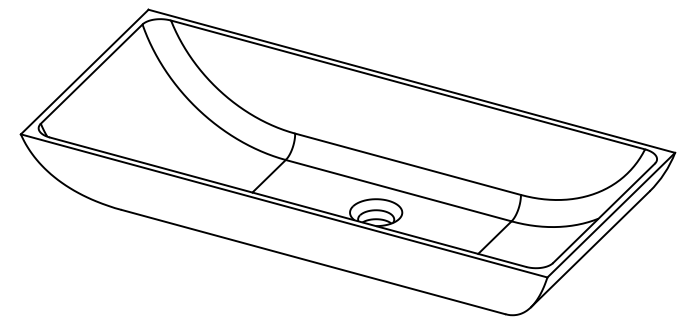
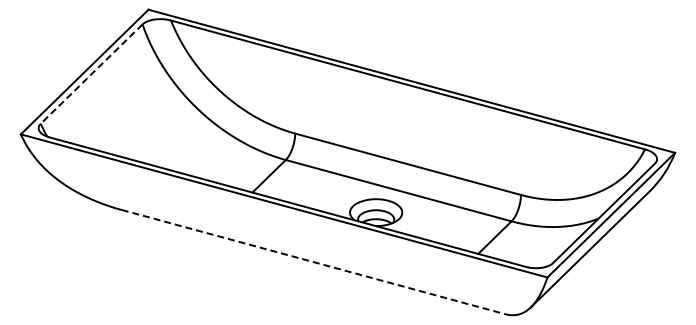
line: solid -> dashed (91, 74)
line: solid -> dashed (313, 262)
